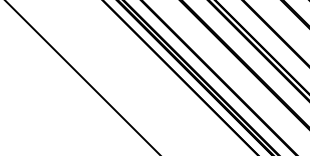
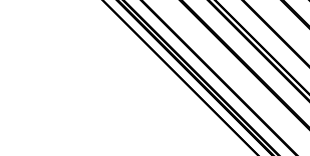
line: present -> none (82, 77)
